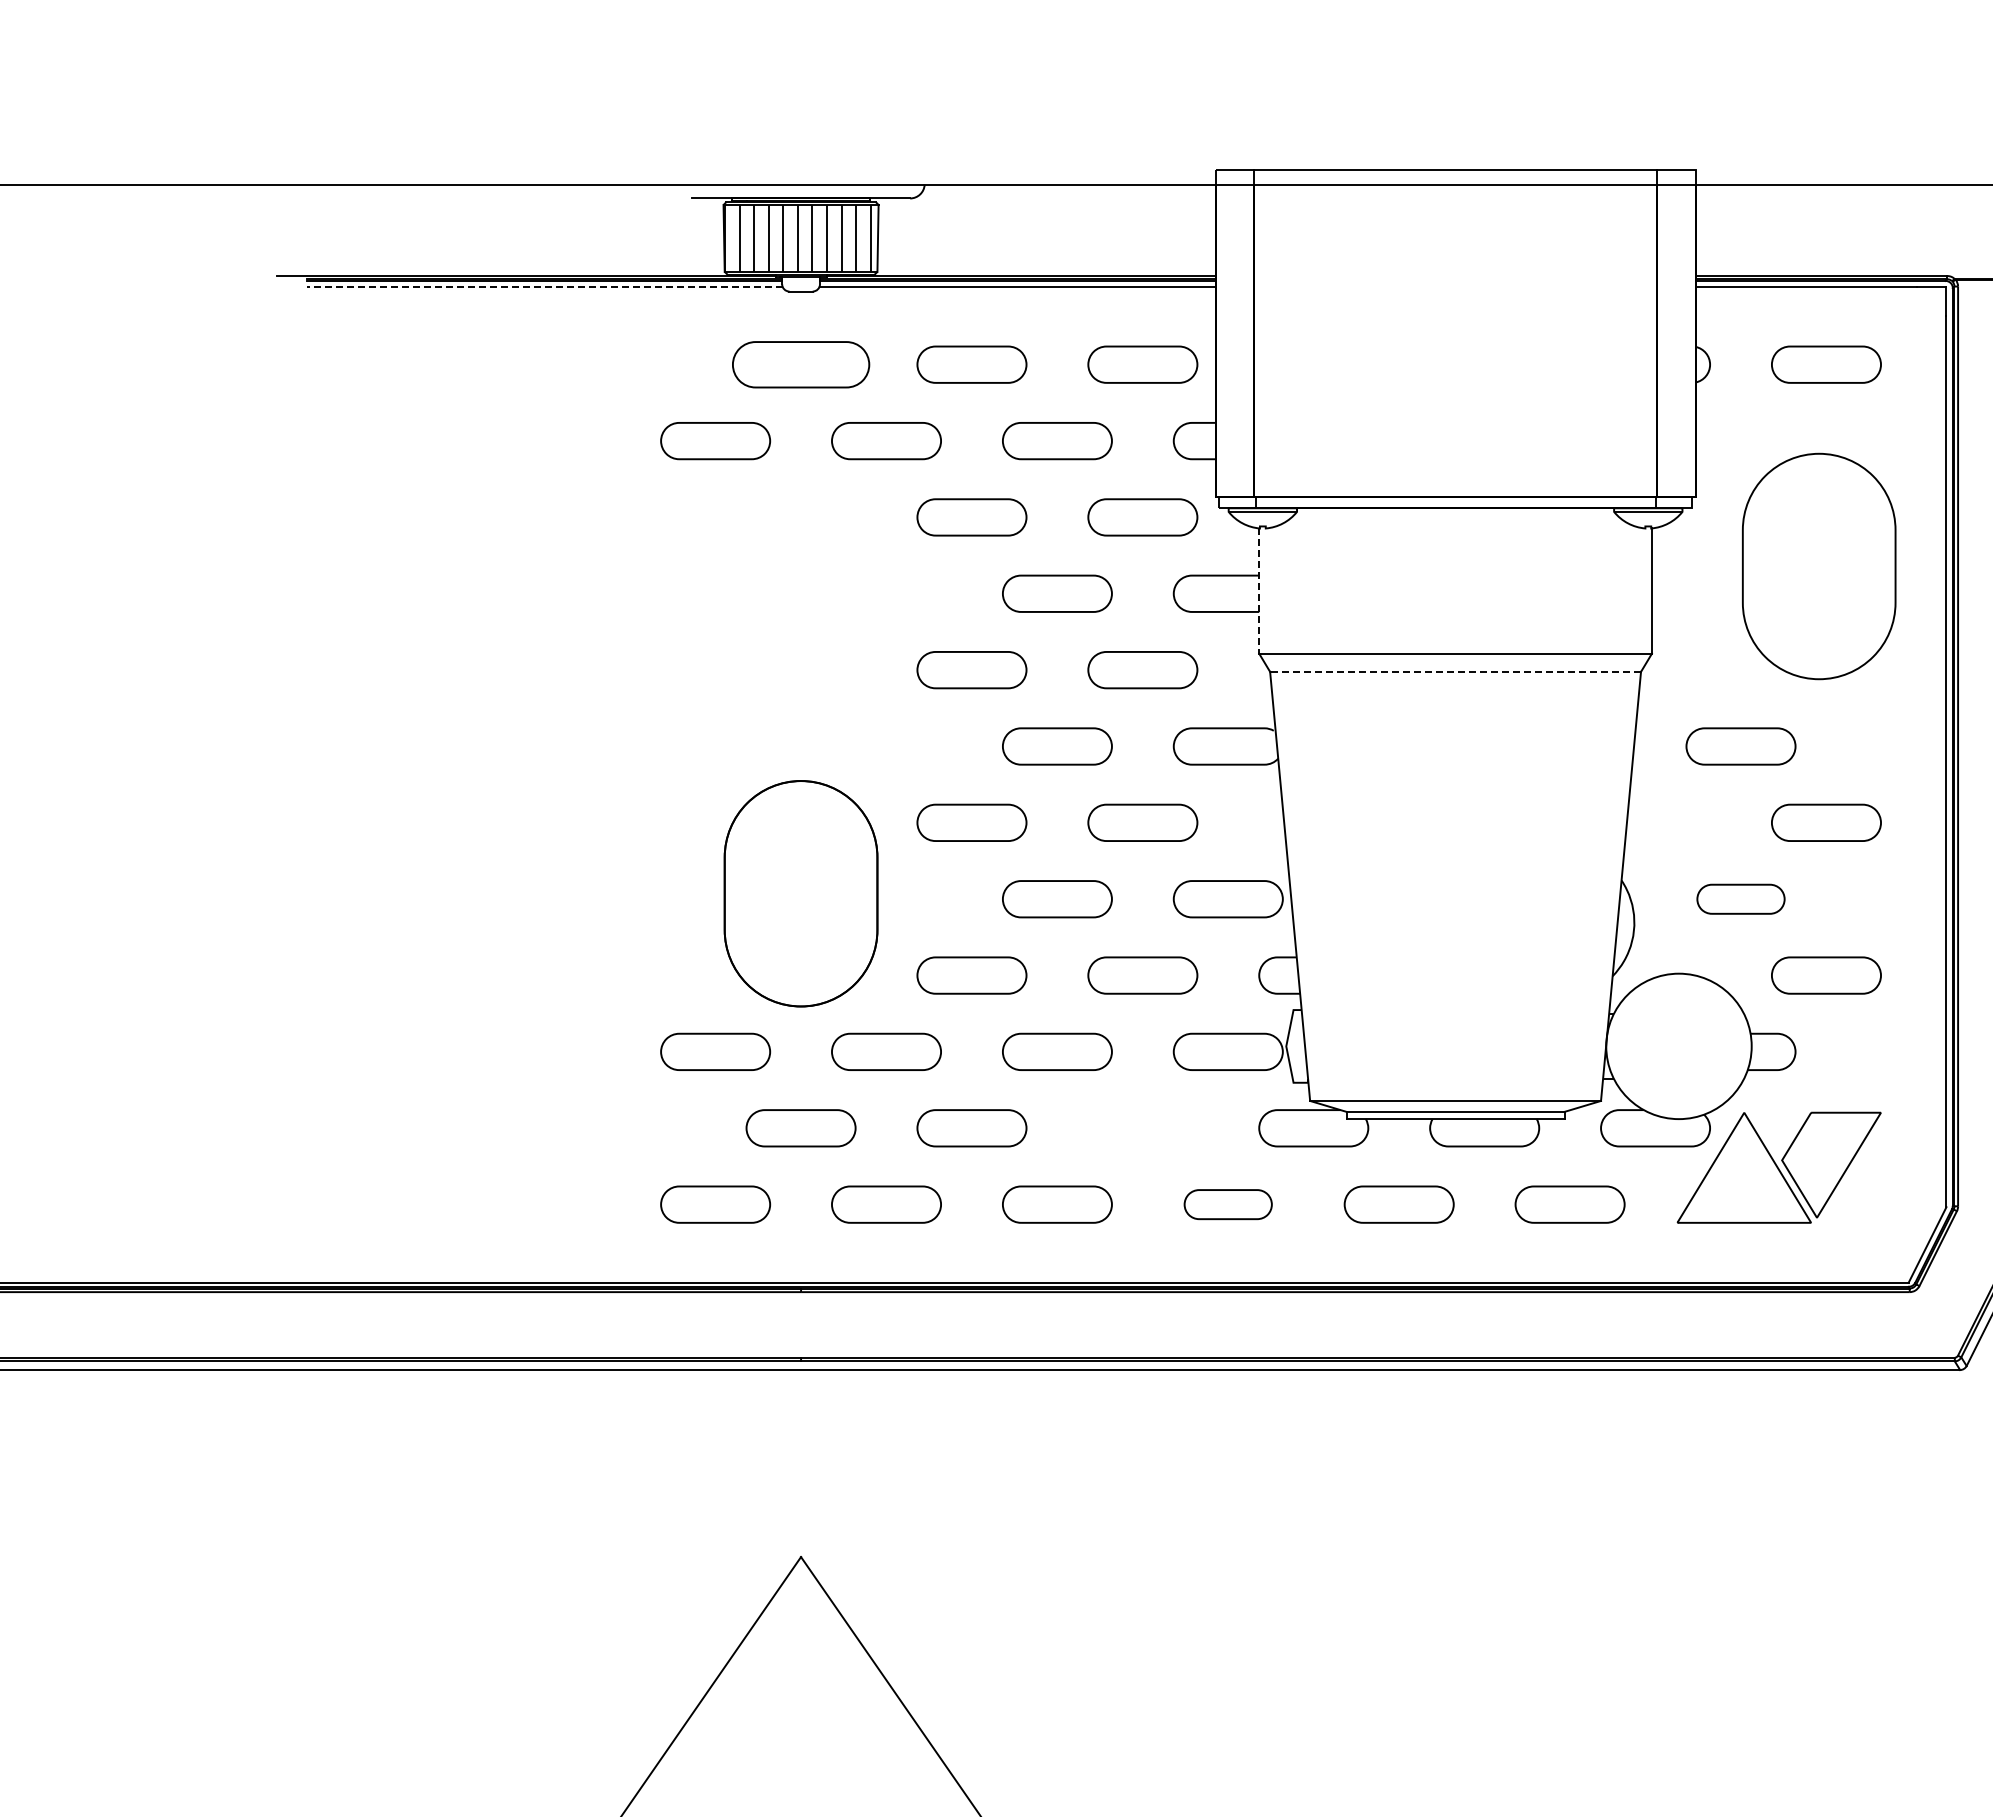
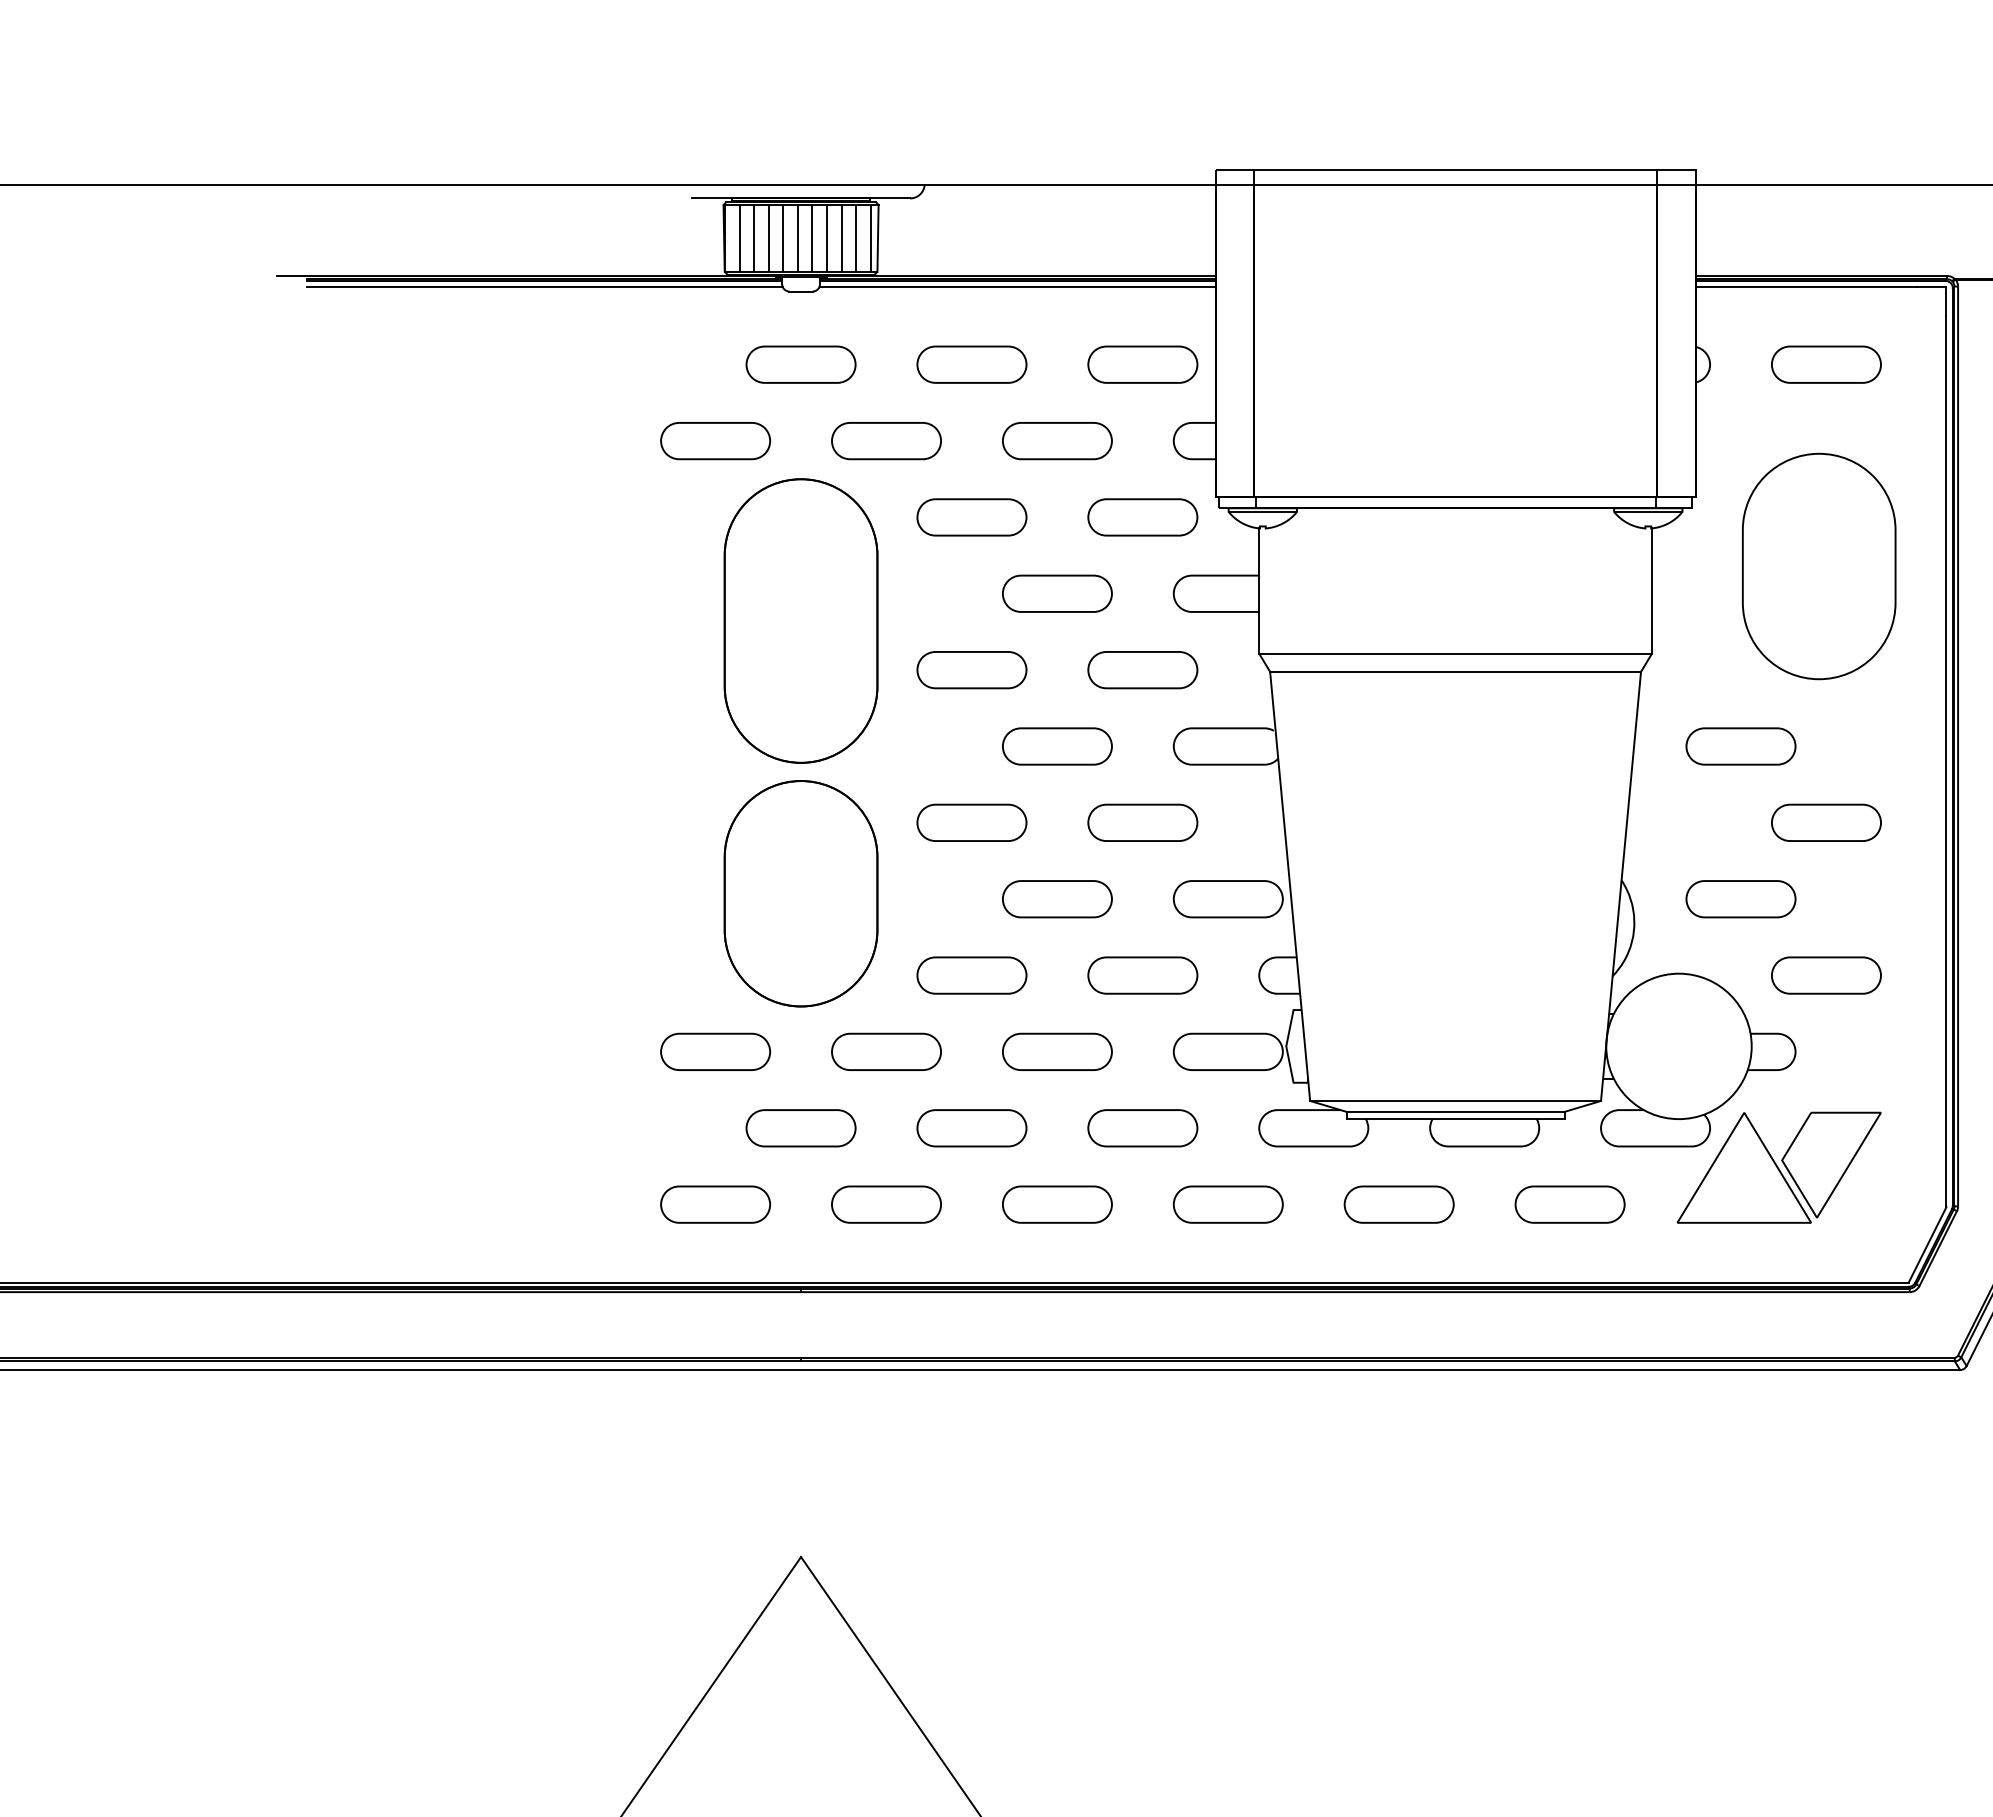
line: dashed -> solid (544, 286)
part size: 139x48 px -> 112x39 px (800, 364)
line: dashed -> solid (1259, 591)
part: none -> present (800, 620)
line: dashed -> solid (1455, 671)
part size: 90x32 px -> 112x39 px (1740, 899)
part: none -> present (1142, 1128)
part size: 90x32 px -> 112x39 px (1227, 1204)
